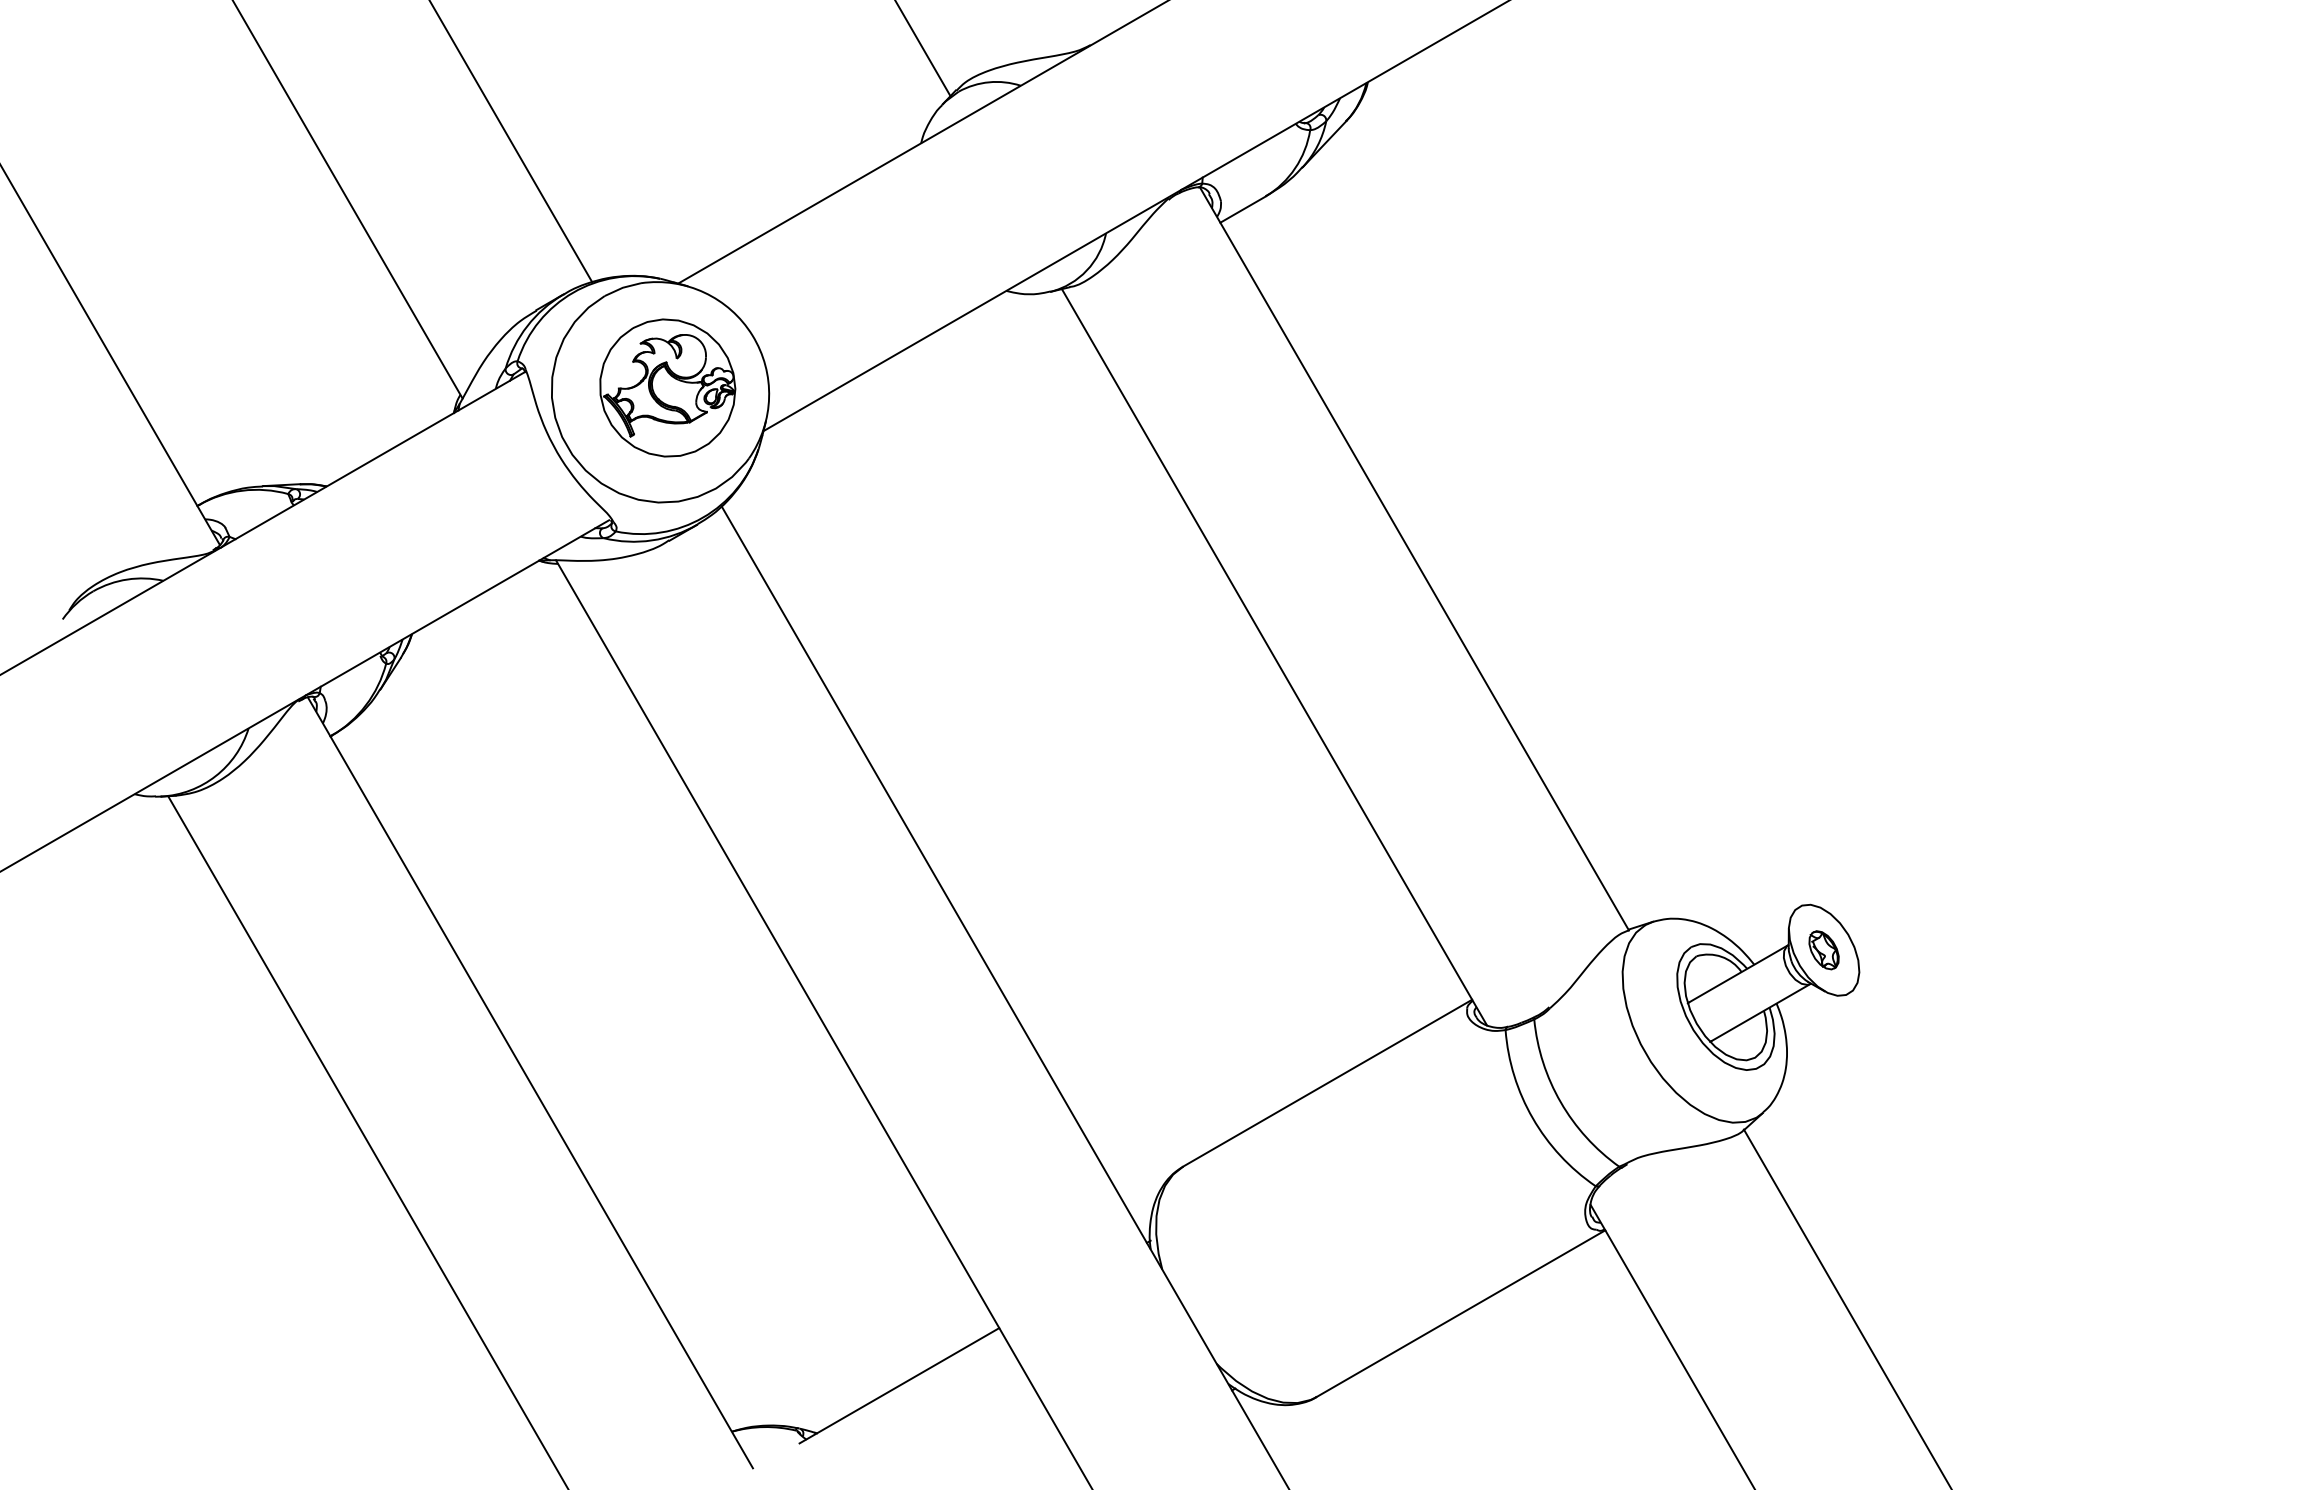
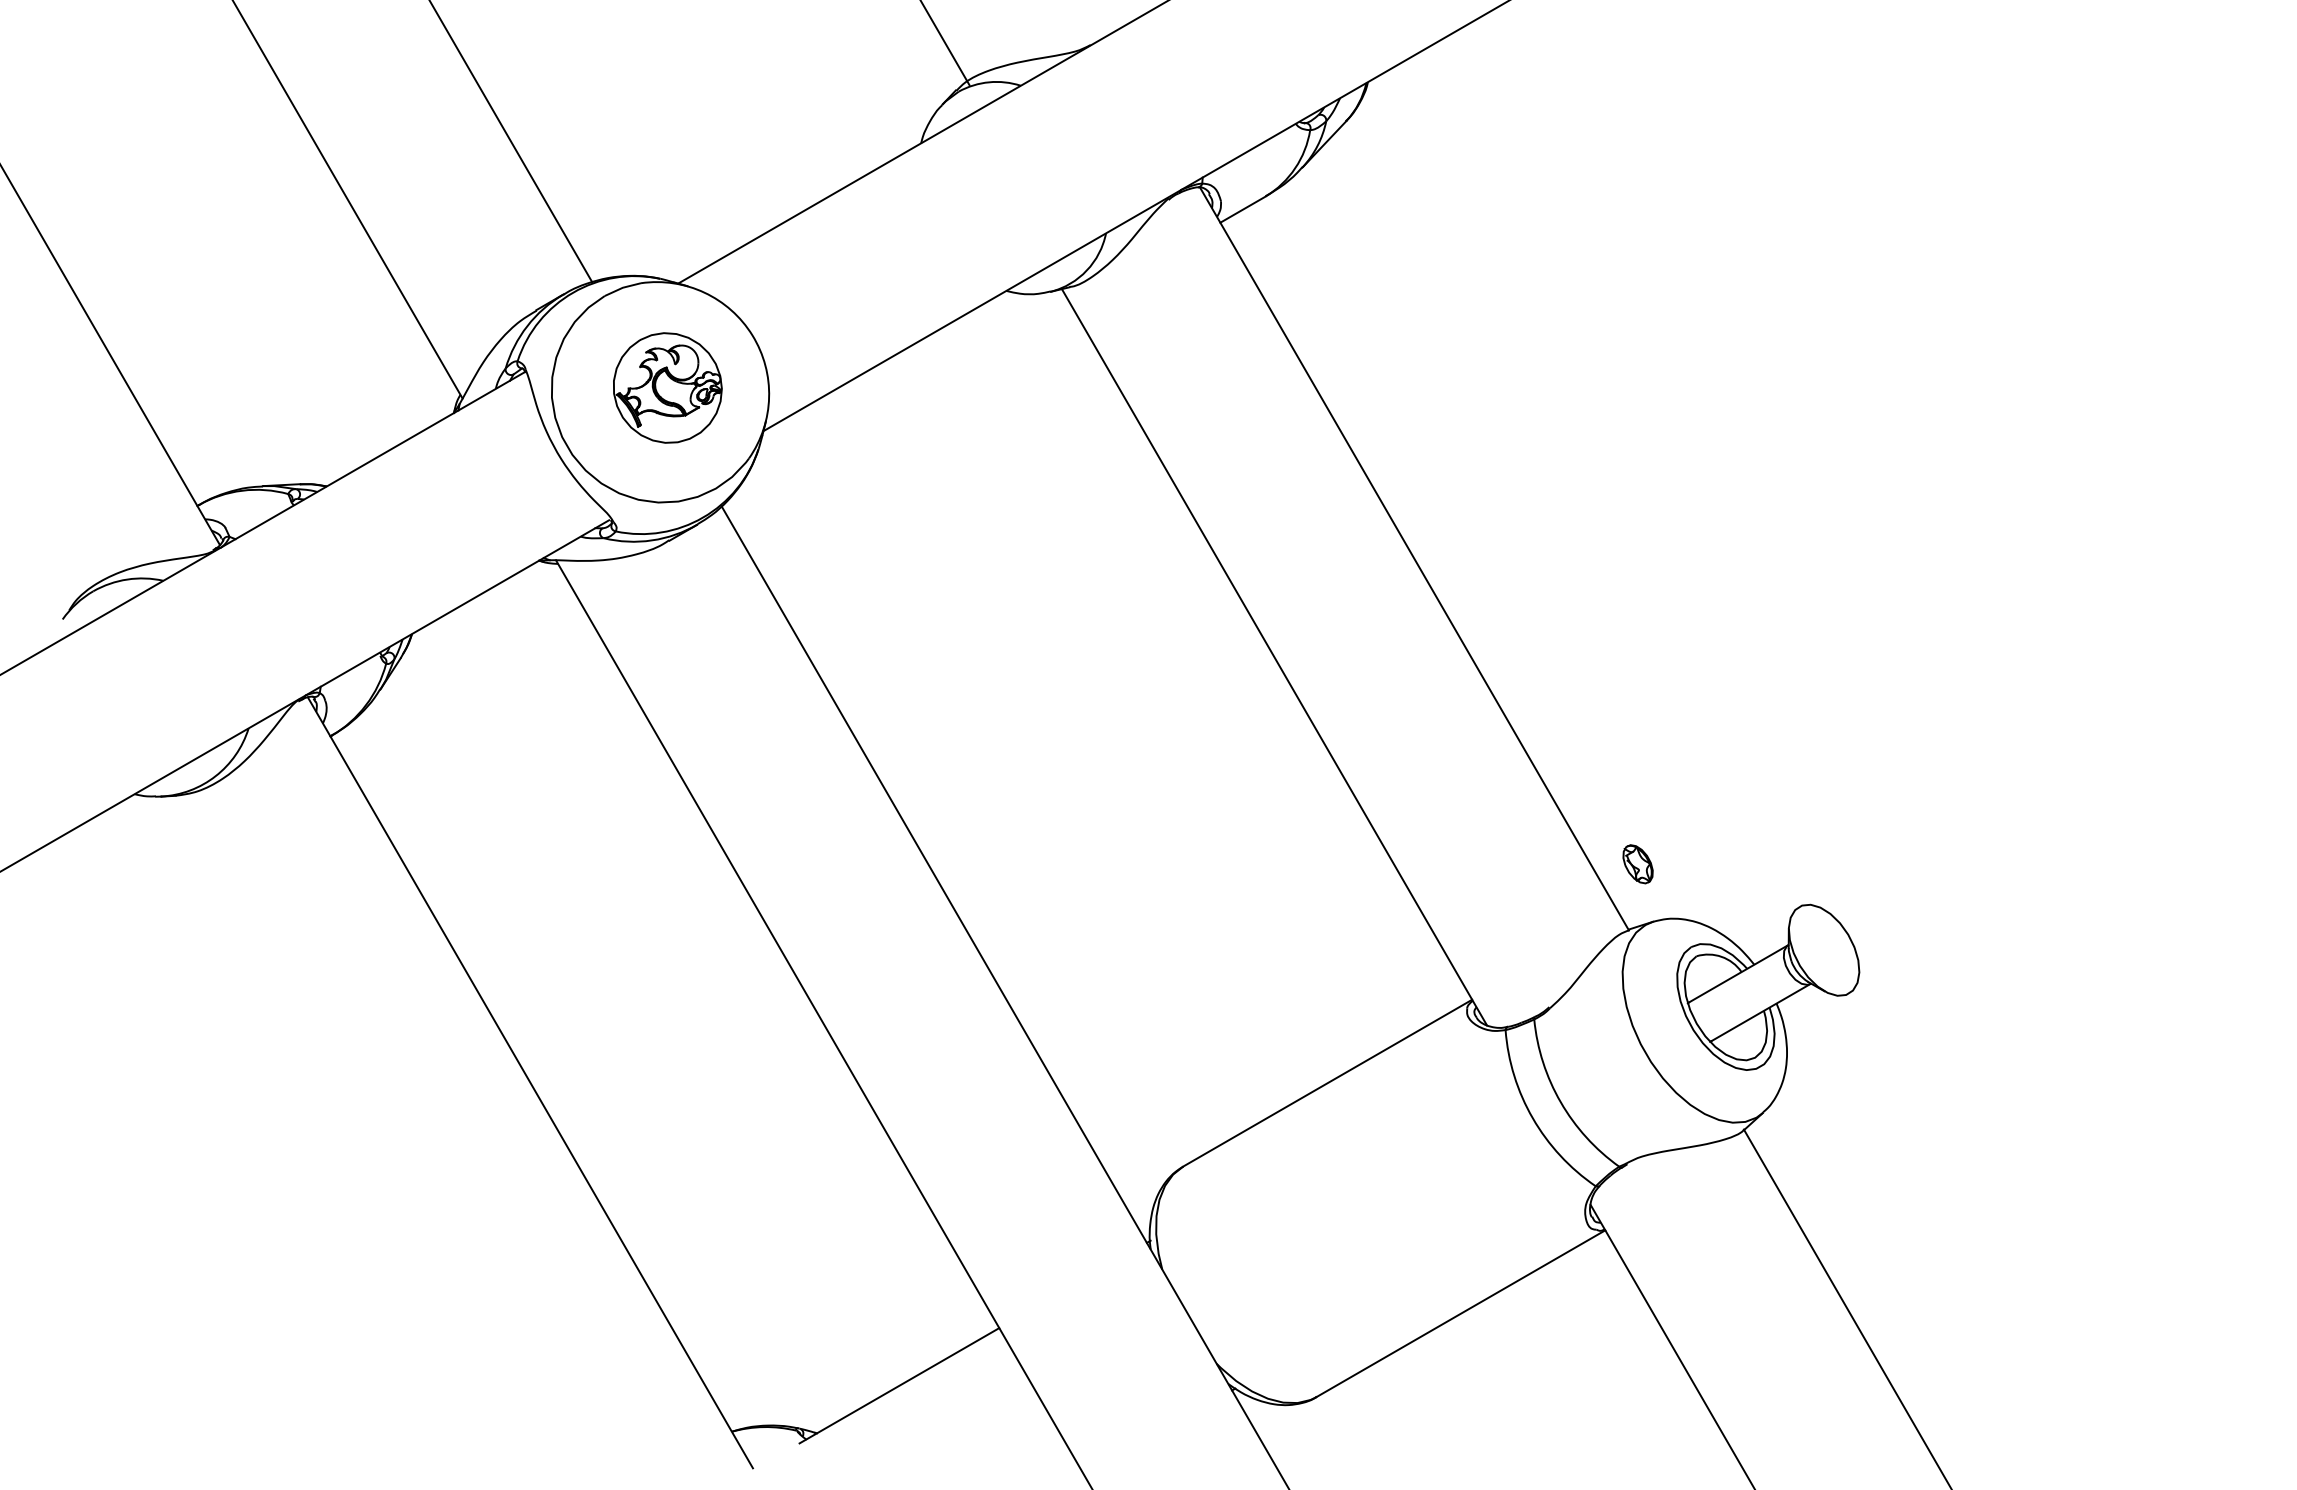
line position: (923, 49) -> (945, 43) (945, 43)
part size: 138x140 px -> 110x112 px (667, 387)
part position: (1823, 950) -> (1637, 864) (1637, 864)
line: present -> none (367, 1141)
